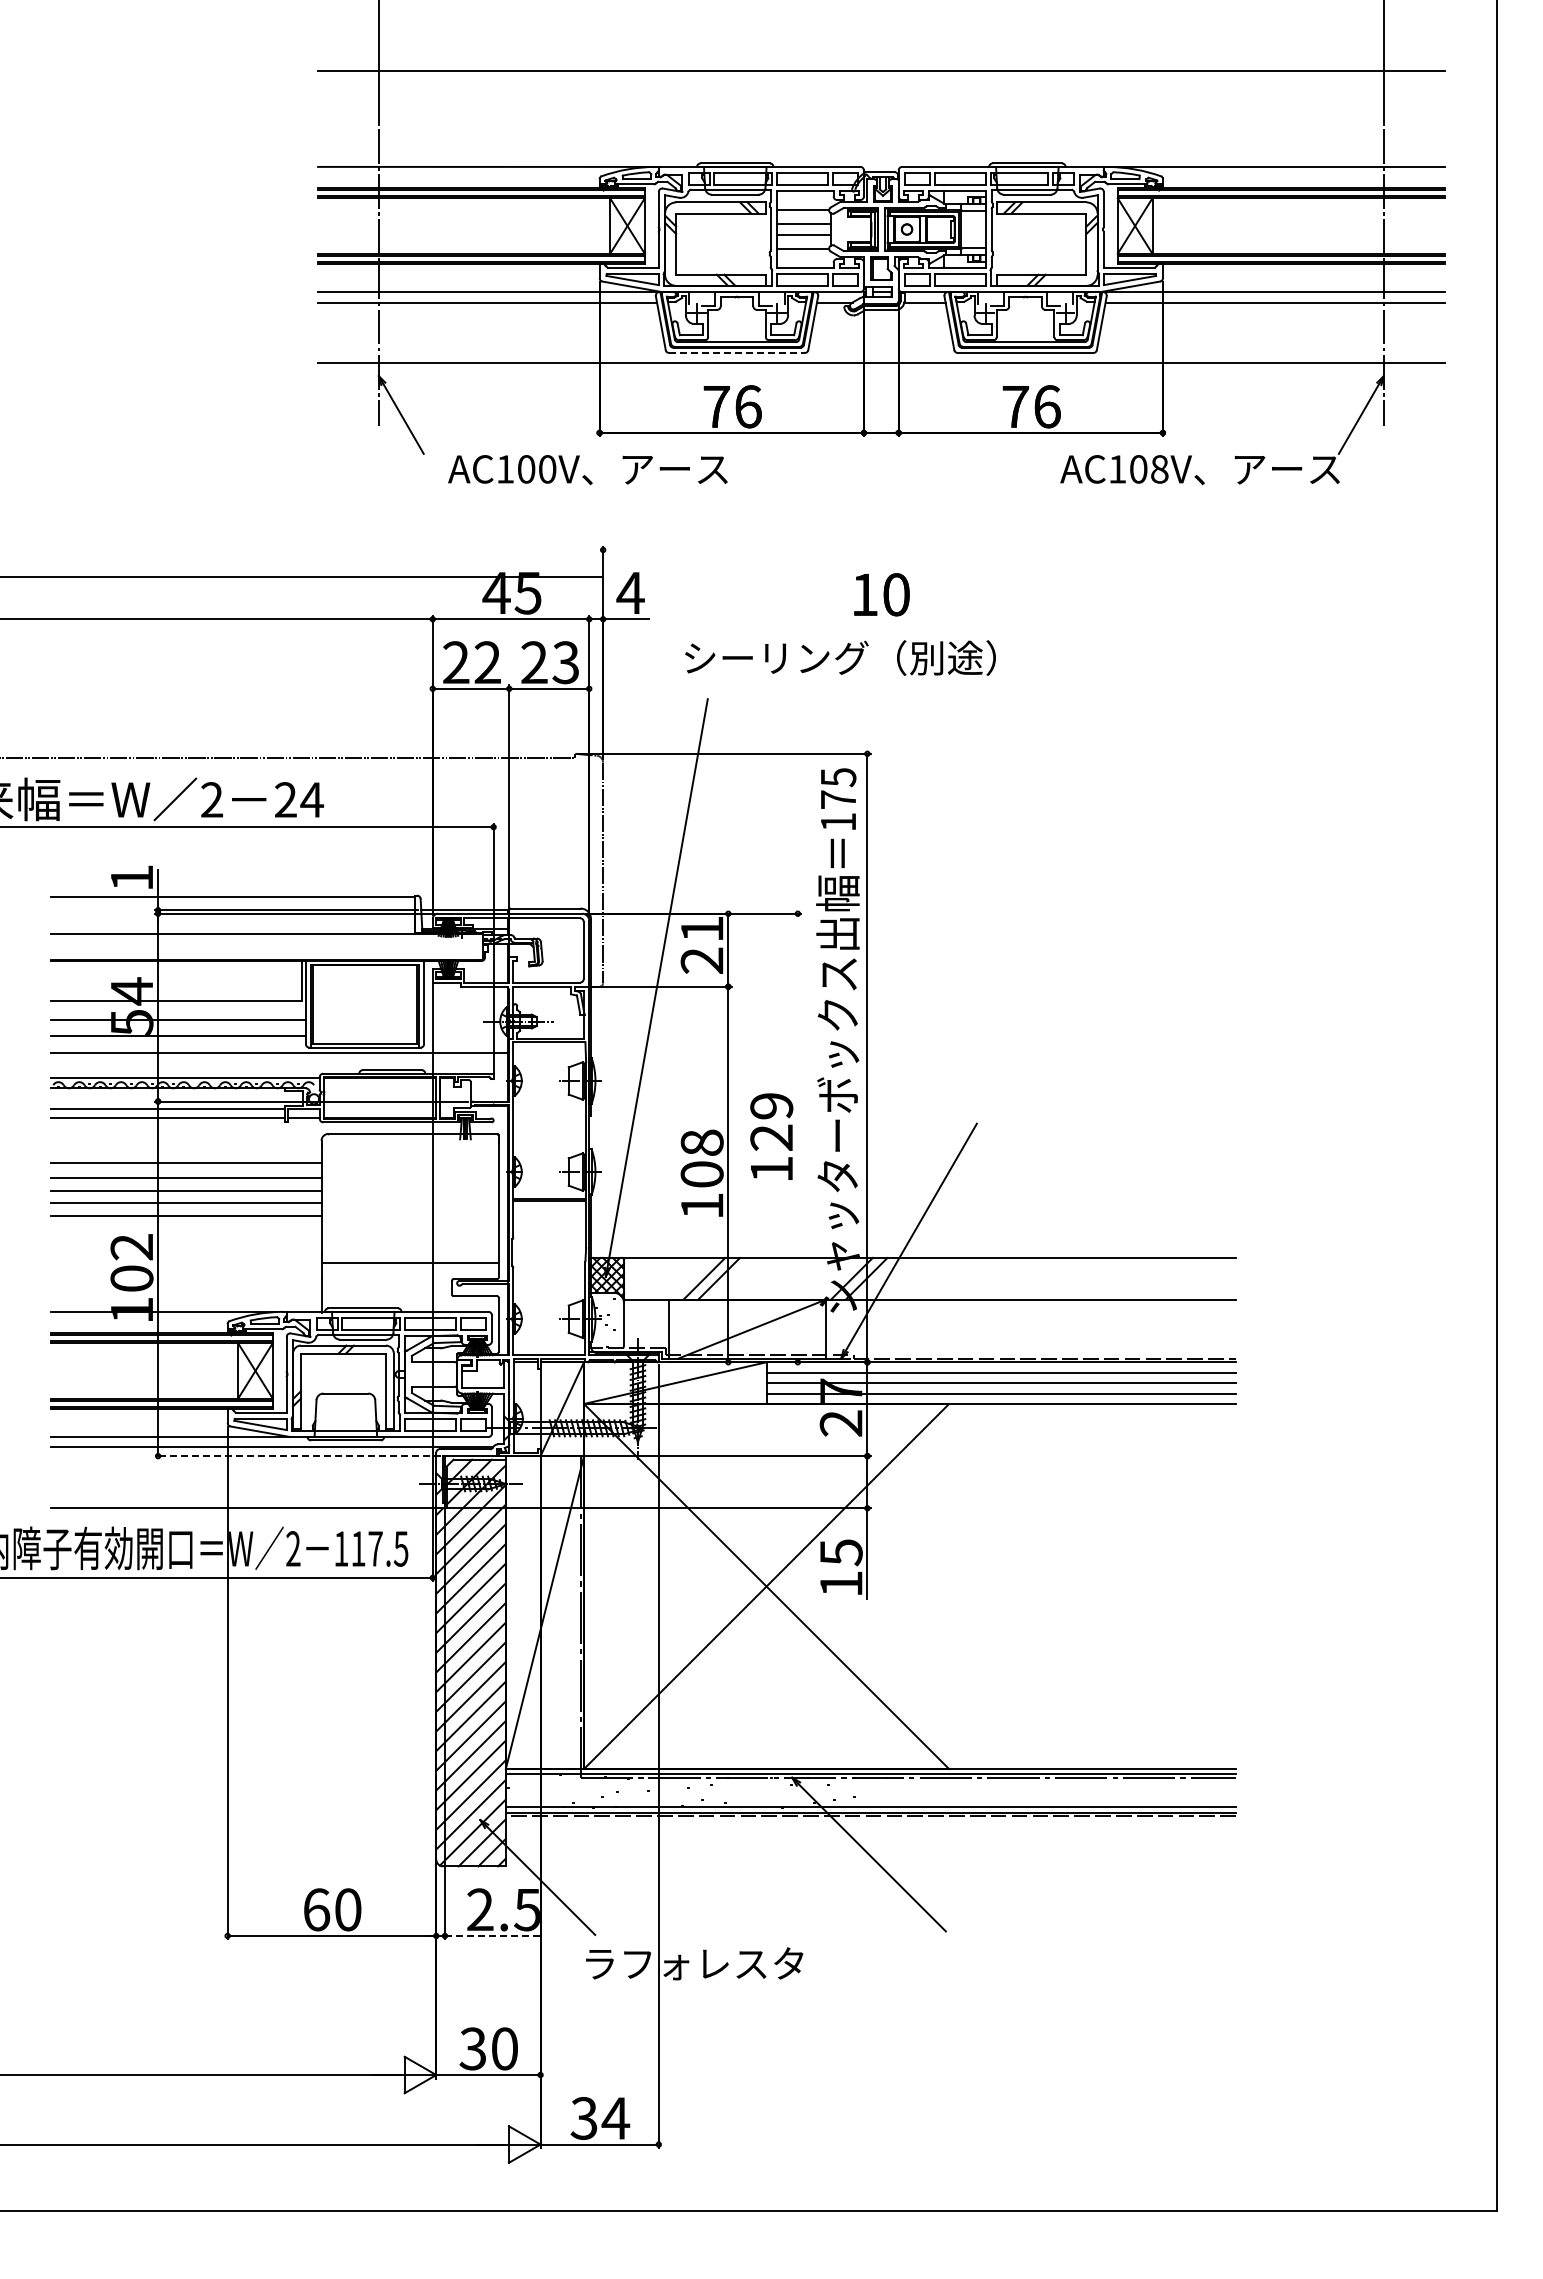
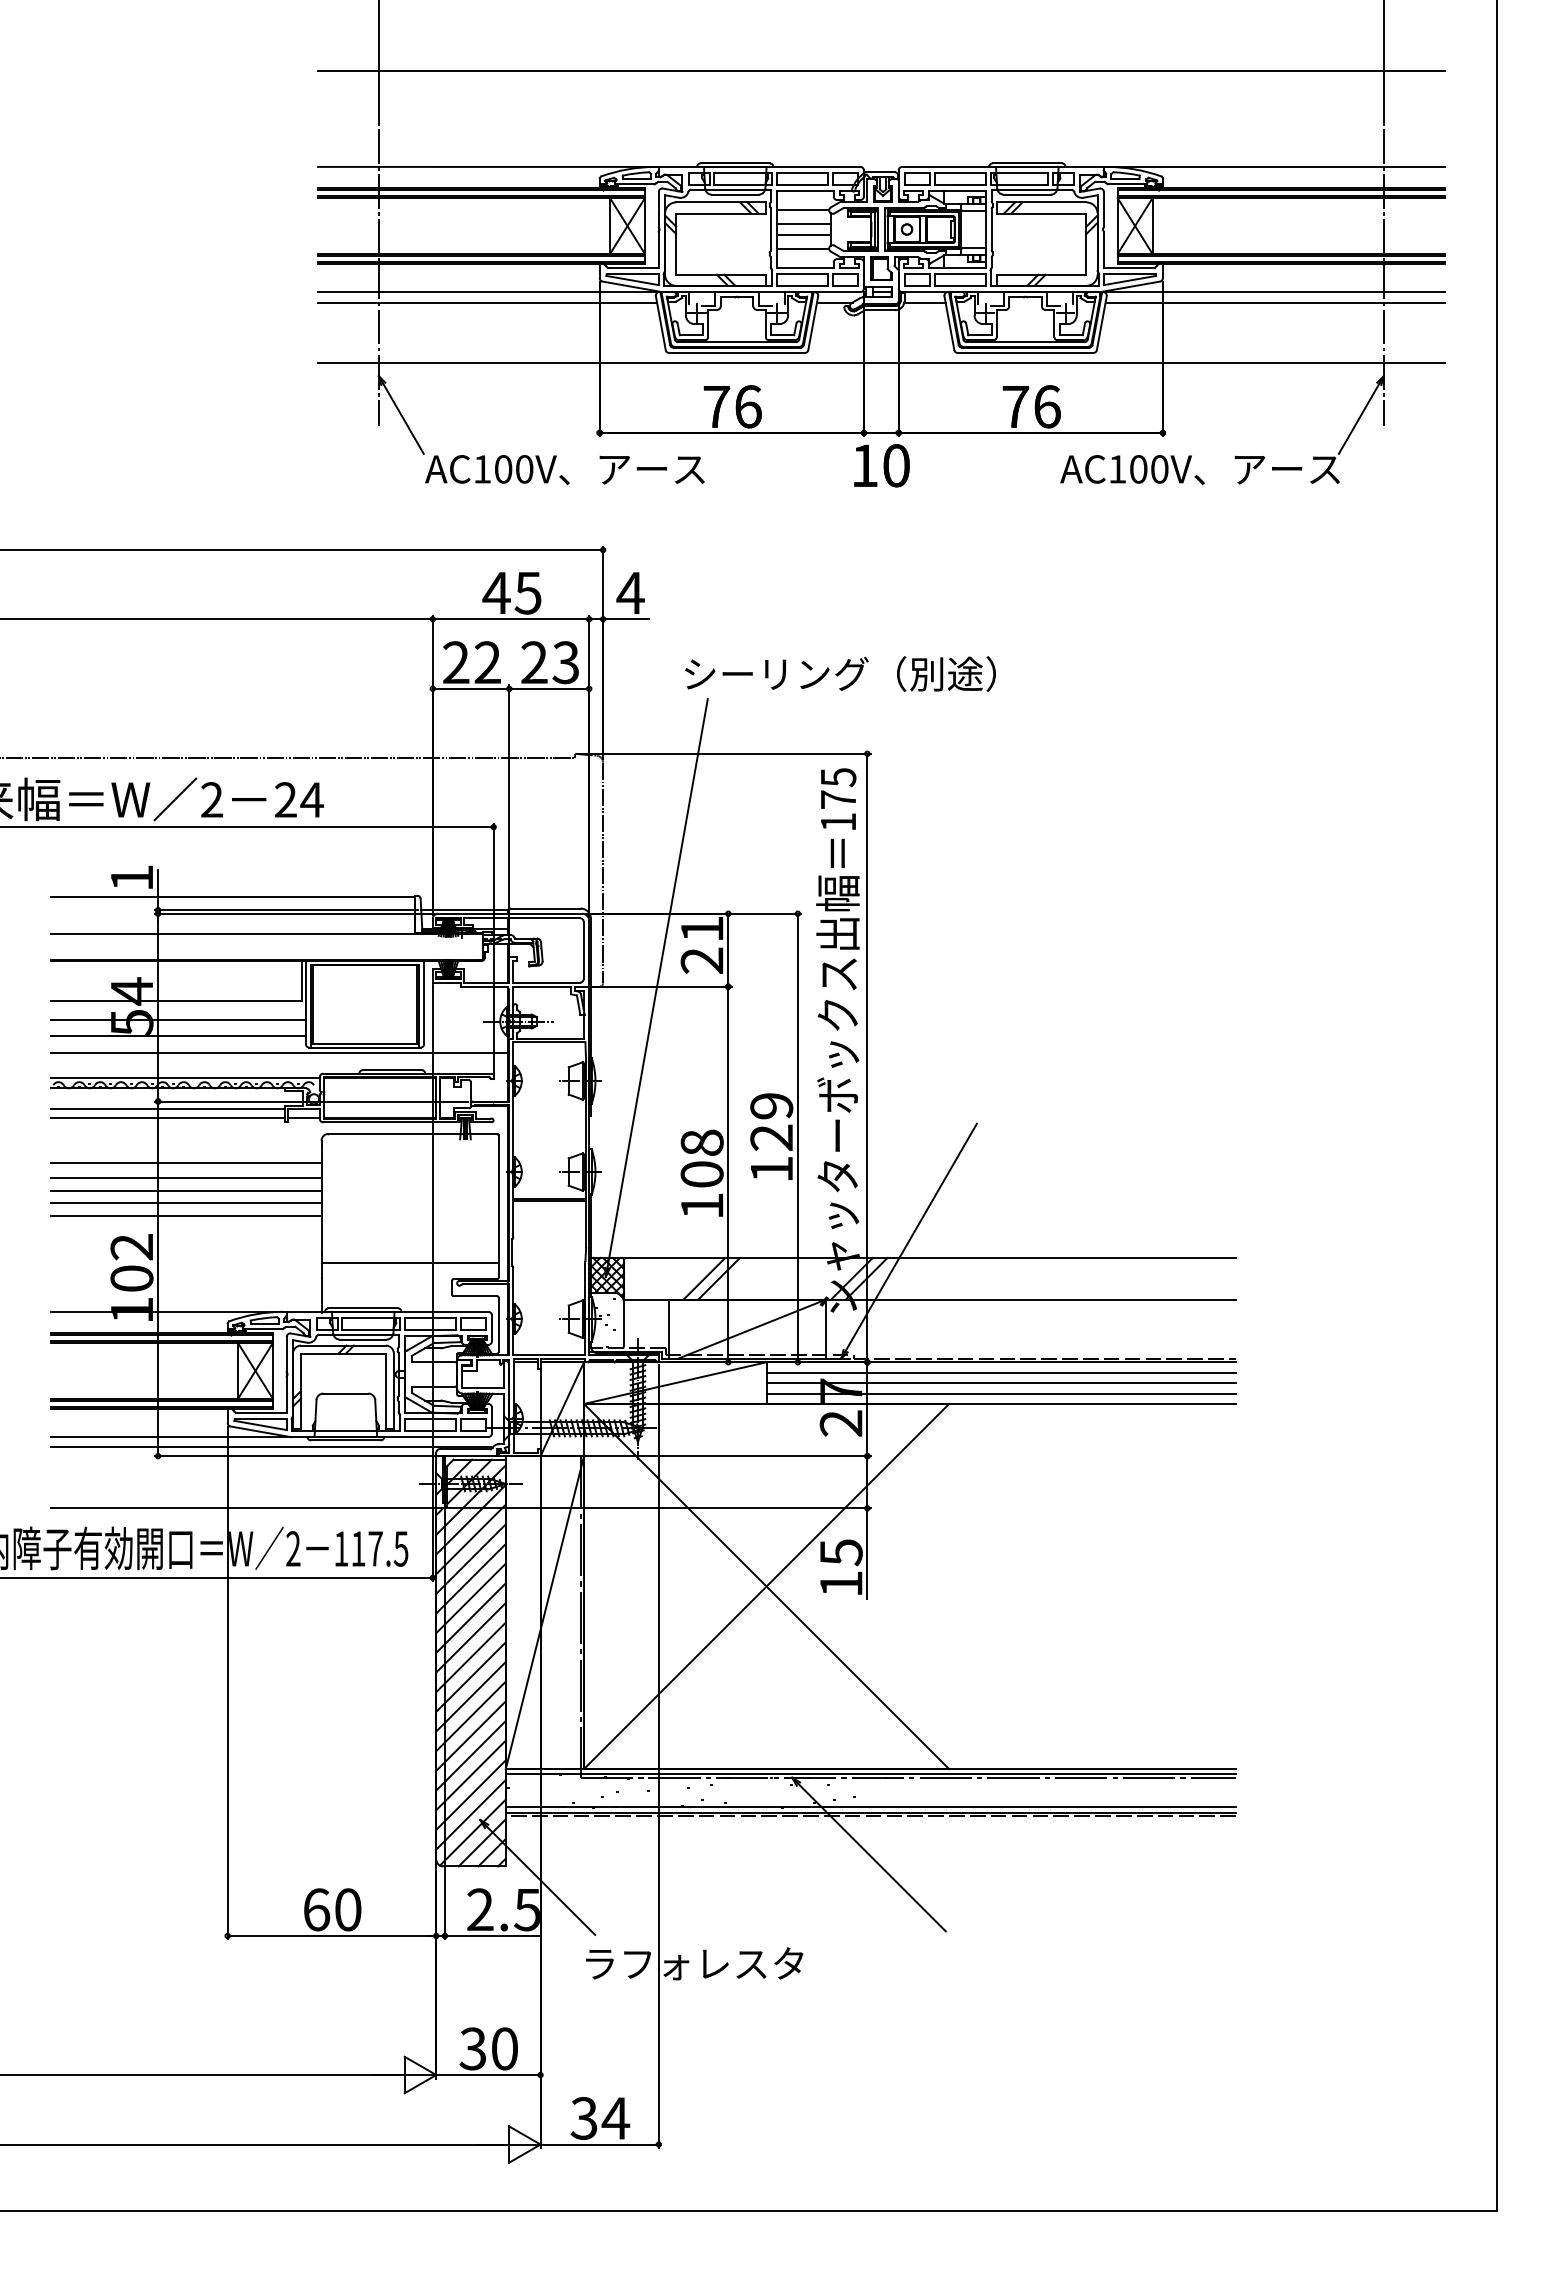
line: dashed -> solid (737, 352)
text: AC108V -> AC100V (1159, 469)
text position: (587, 470) -> (564, 470) (564, 470)
line position: (302, 577) -> (302, 550) (302, 550)
text position: (881, 594) -> (881, 465) (881, 465)
text position: (840, 657) -> (840, 673) (840, 673)
line: none -> present (797, 1137)
line: dashed -> solid (297, 1456)
line: dashed -> solid (492, 1935)
